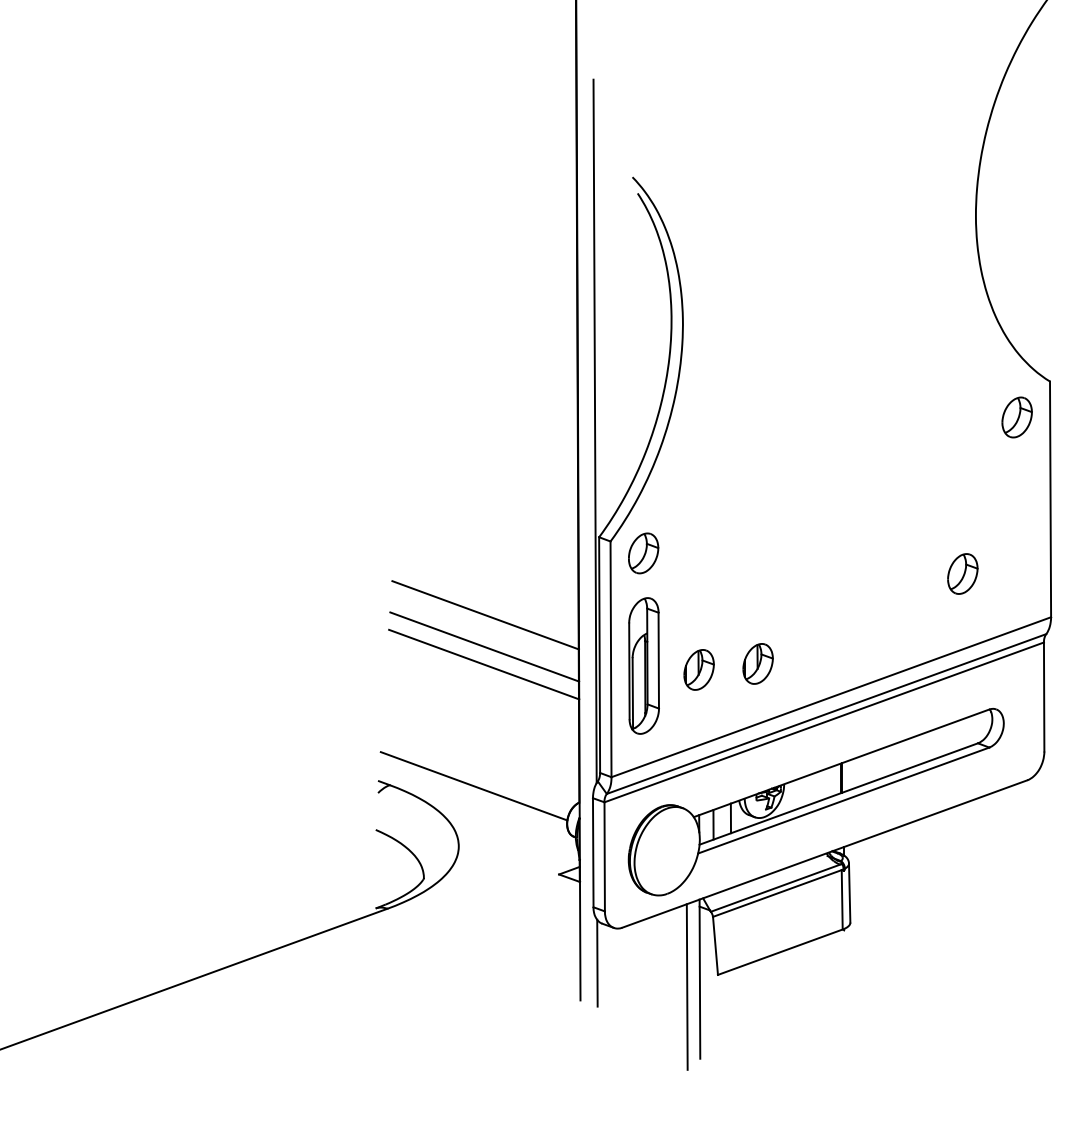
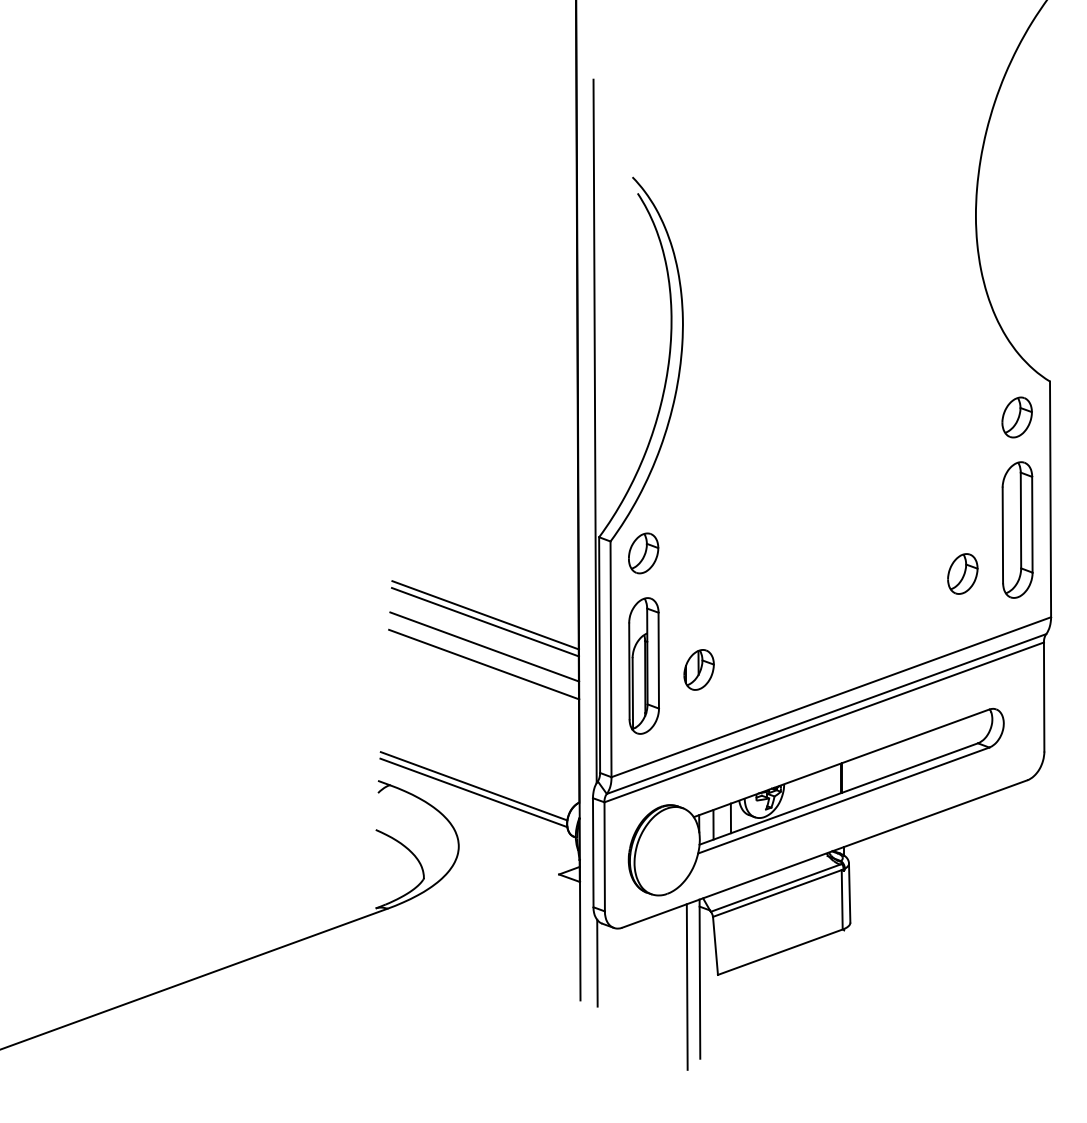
part: none -> present (1017, 529)
line: none -> present (484, 622)
part: present -> none (757, 663)
line: none -> present (473, 792)
